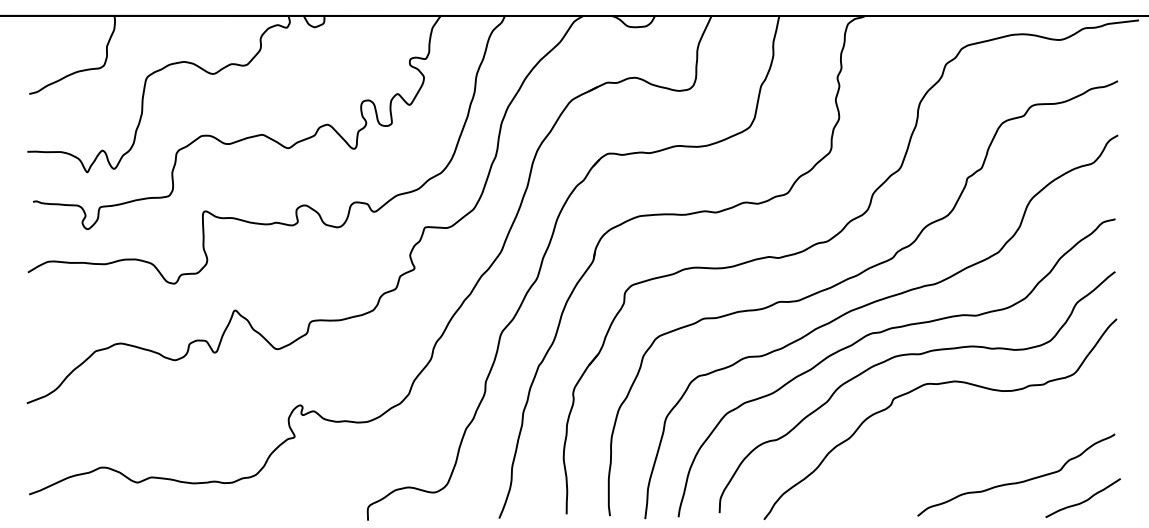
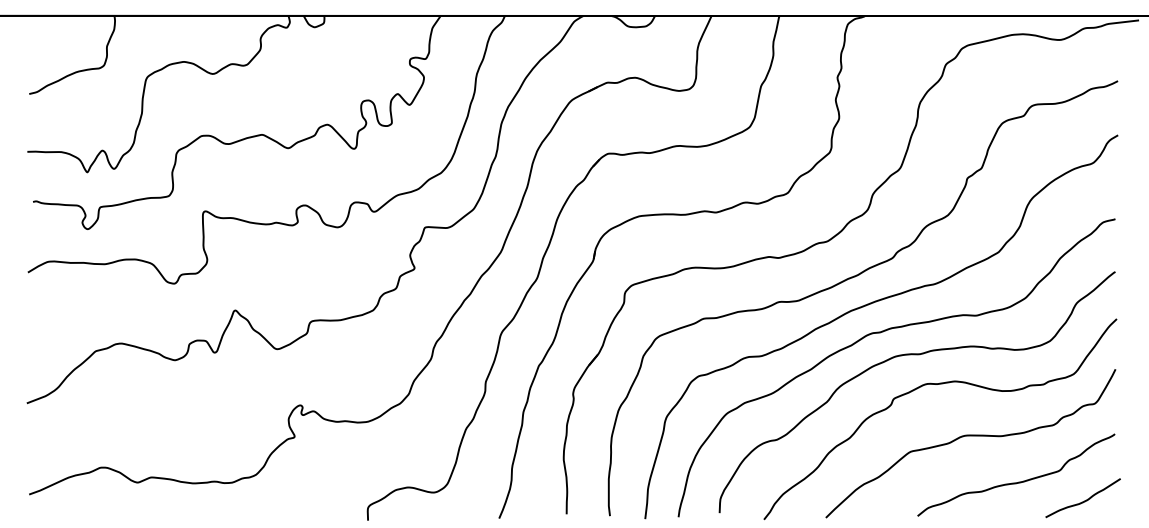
curve: none -> present (970, 436)
